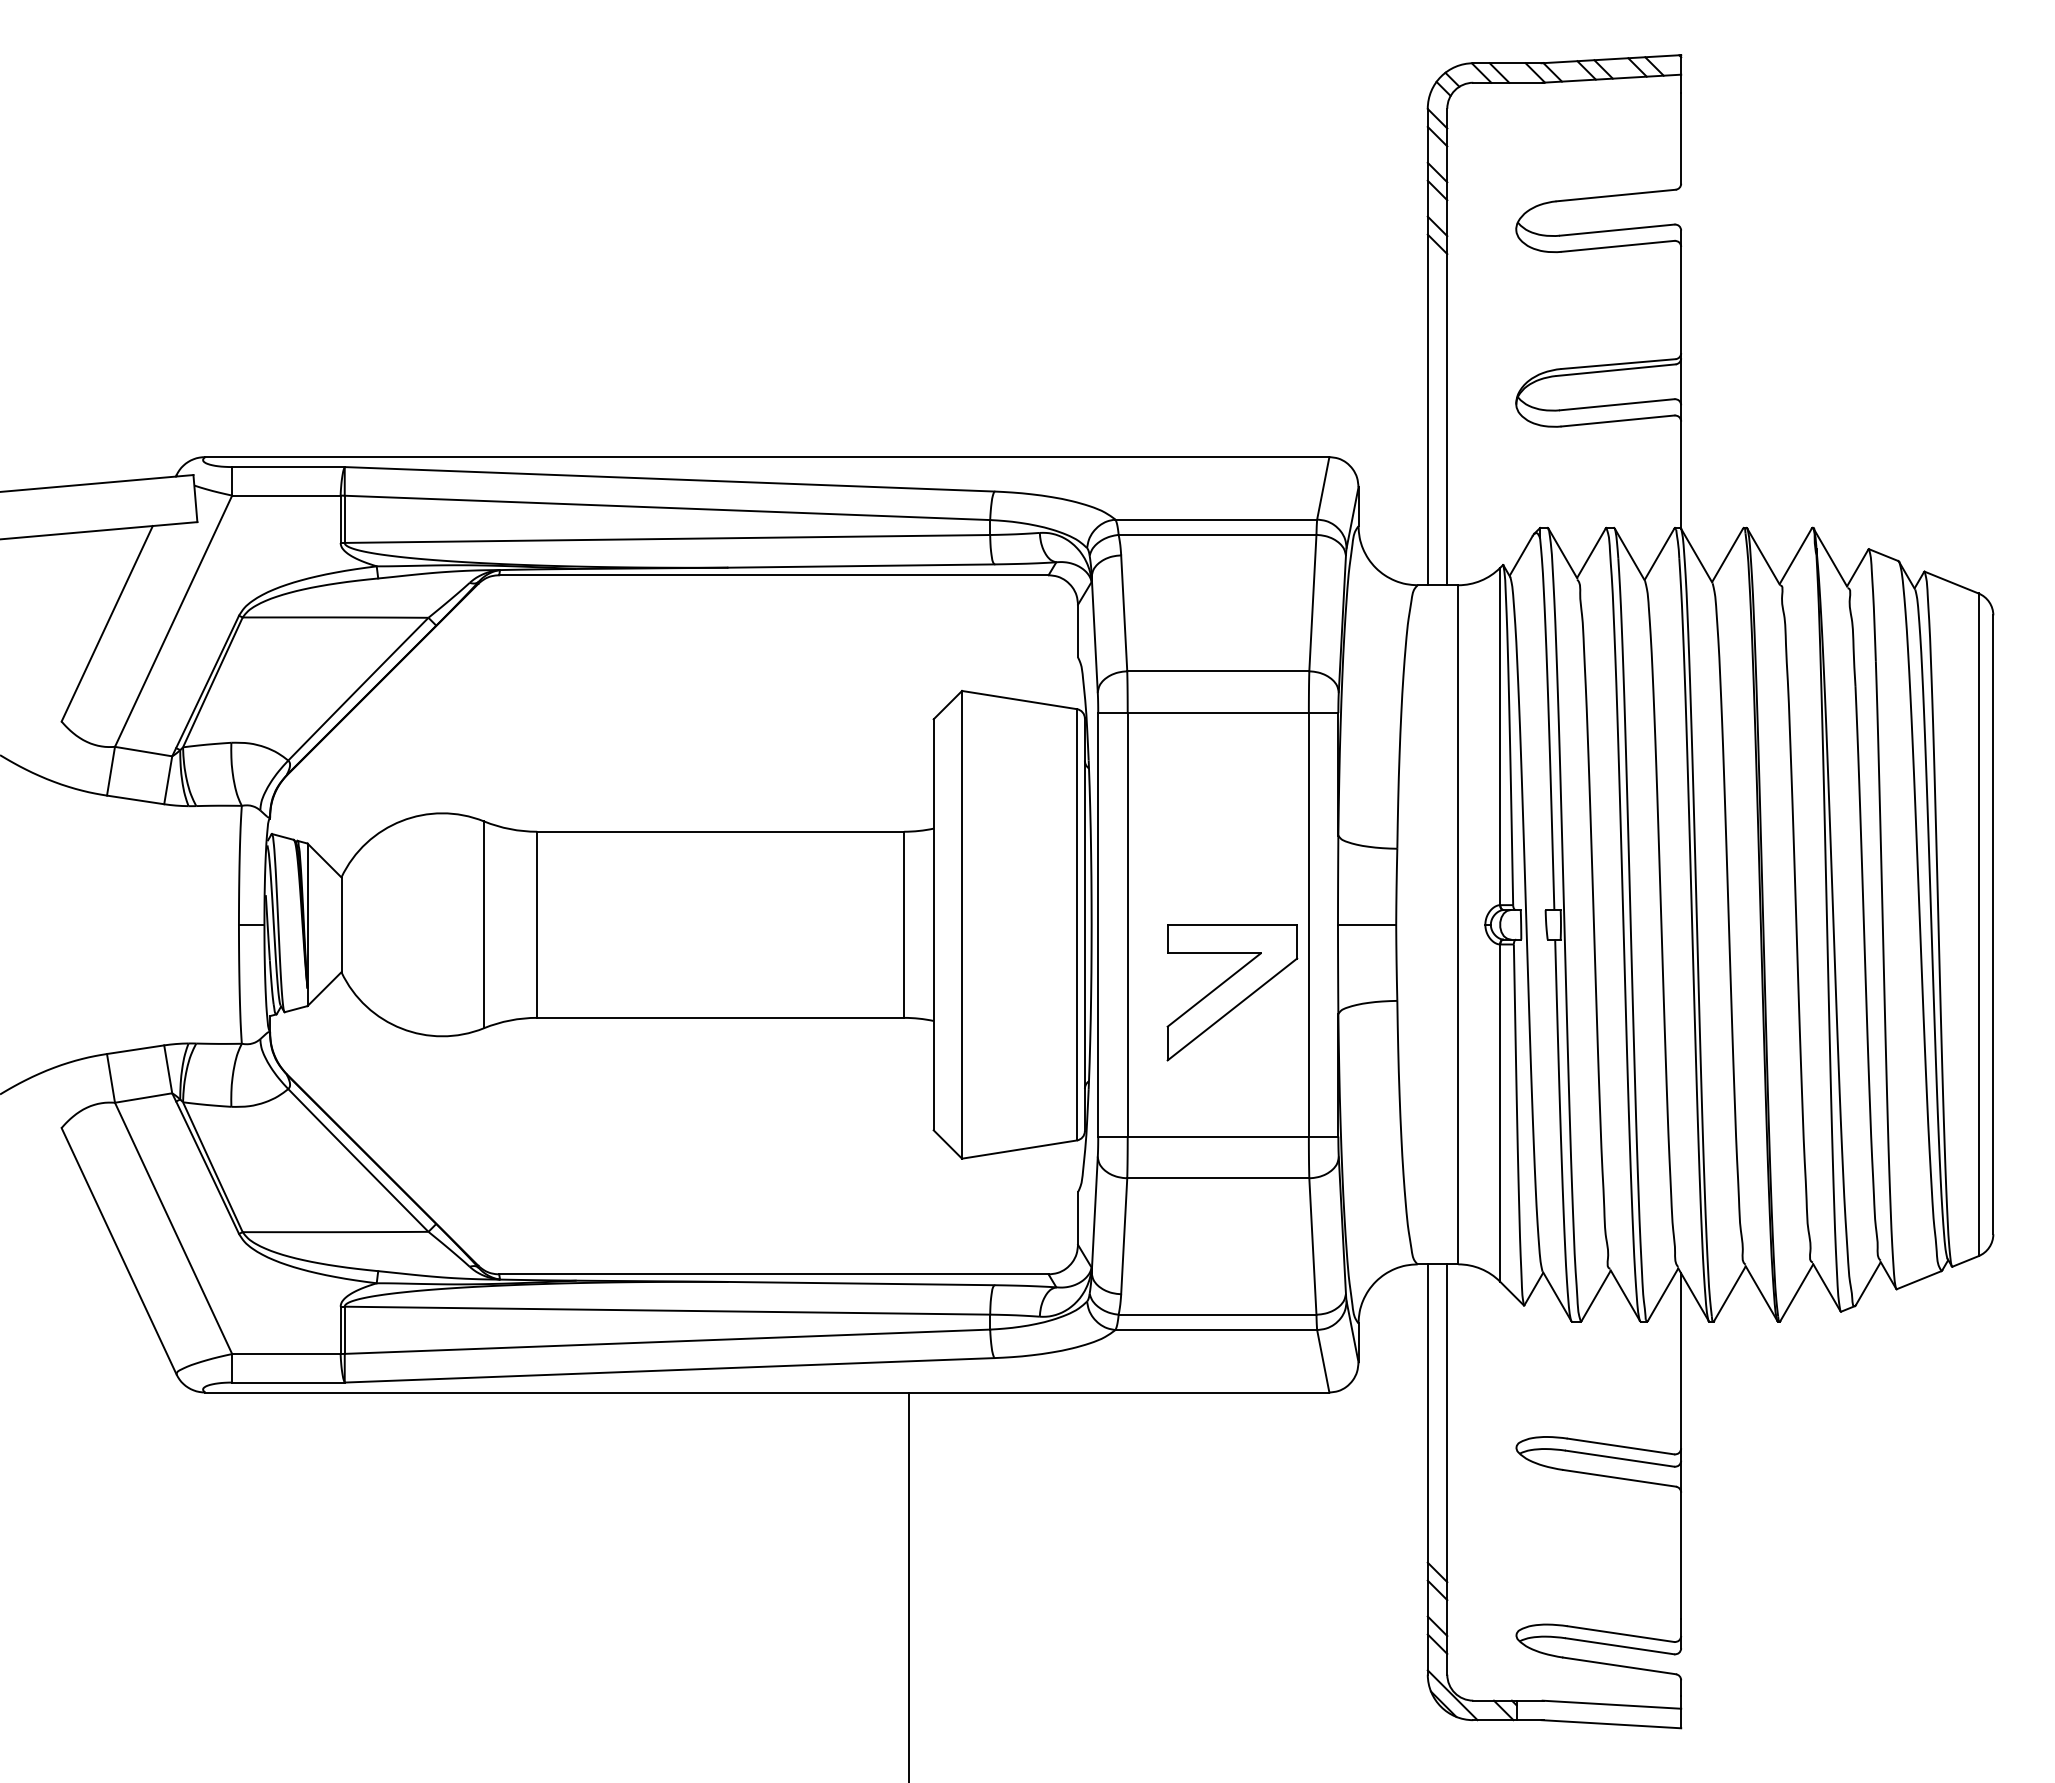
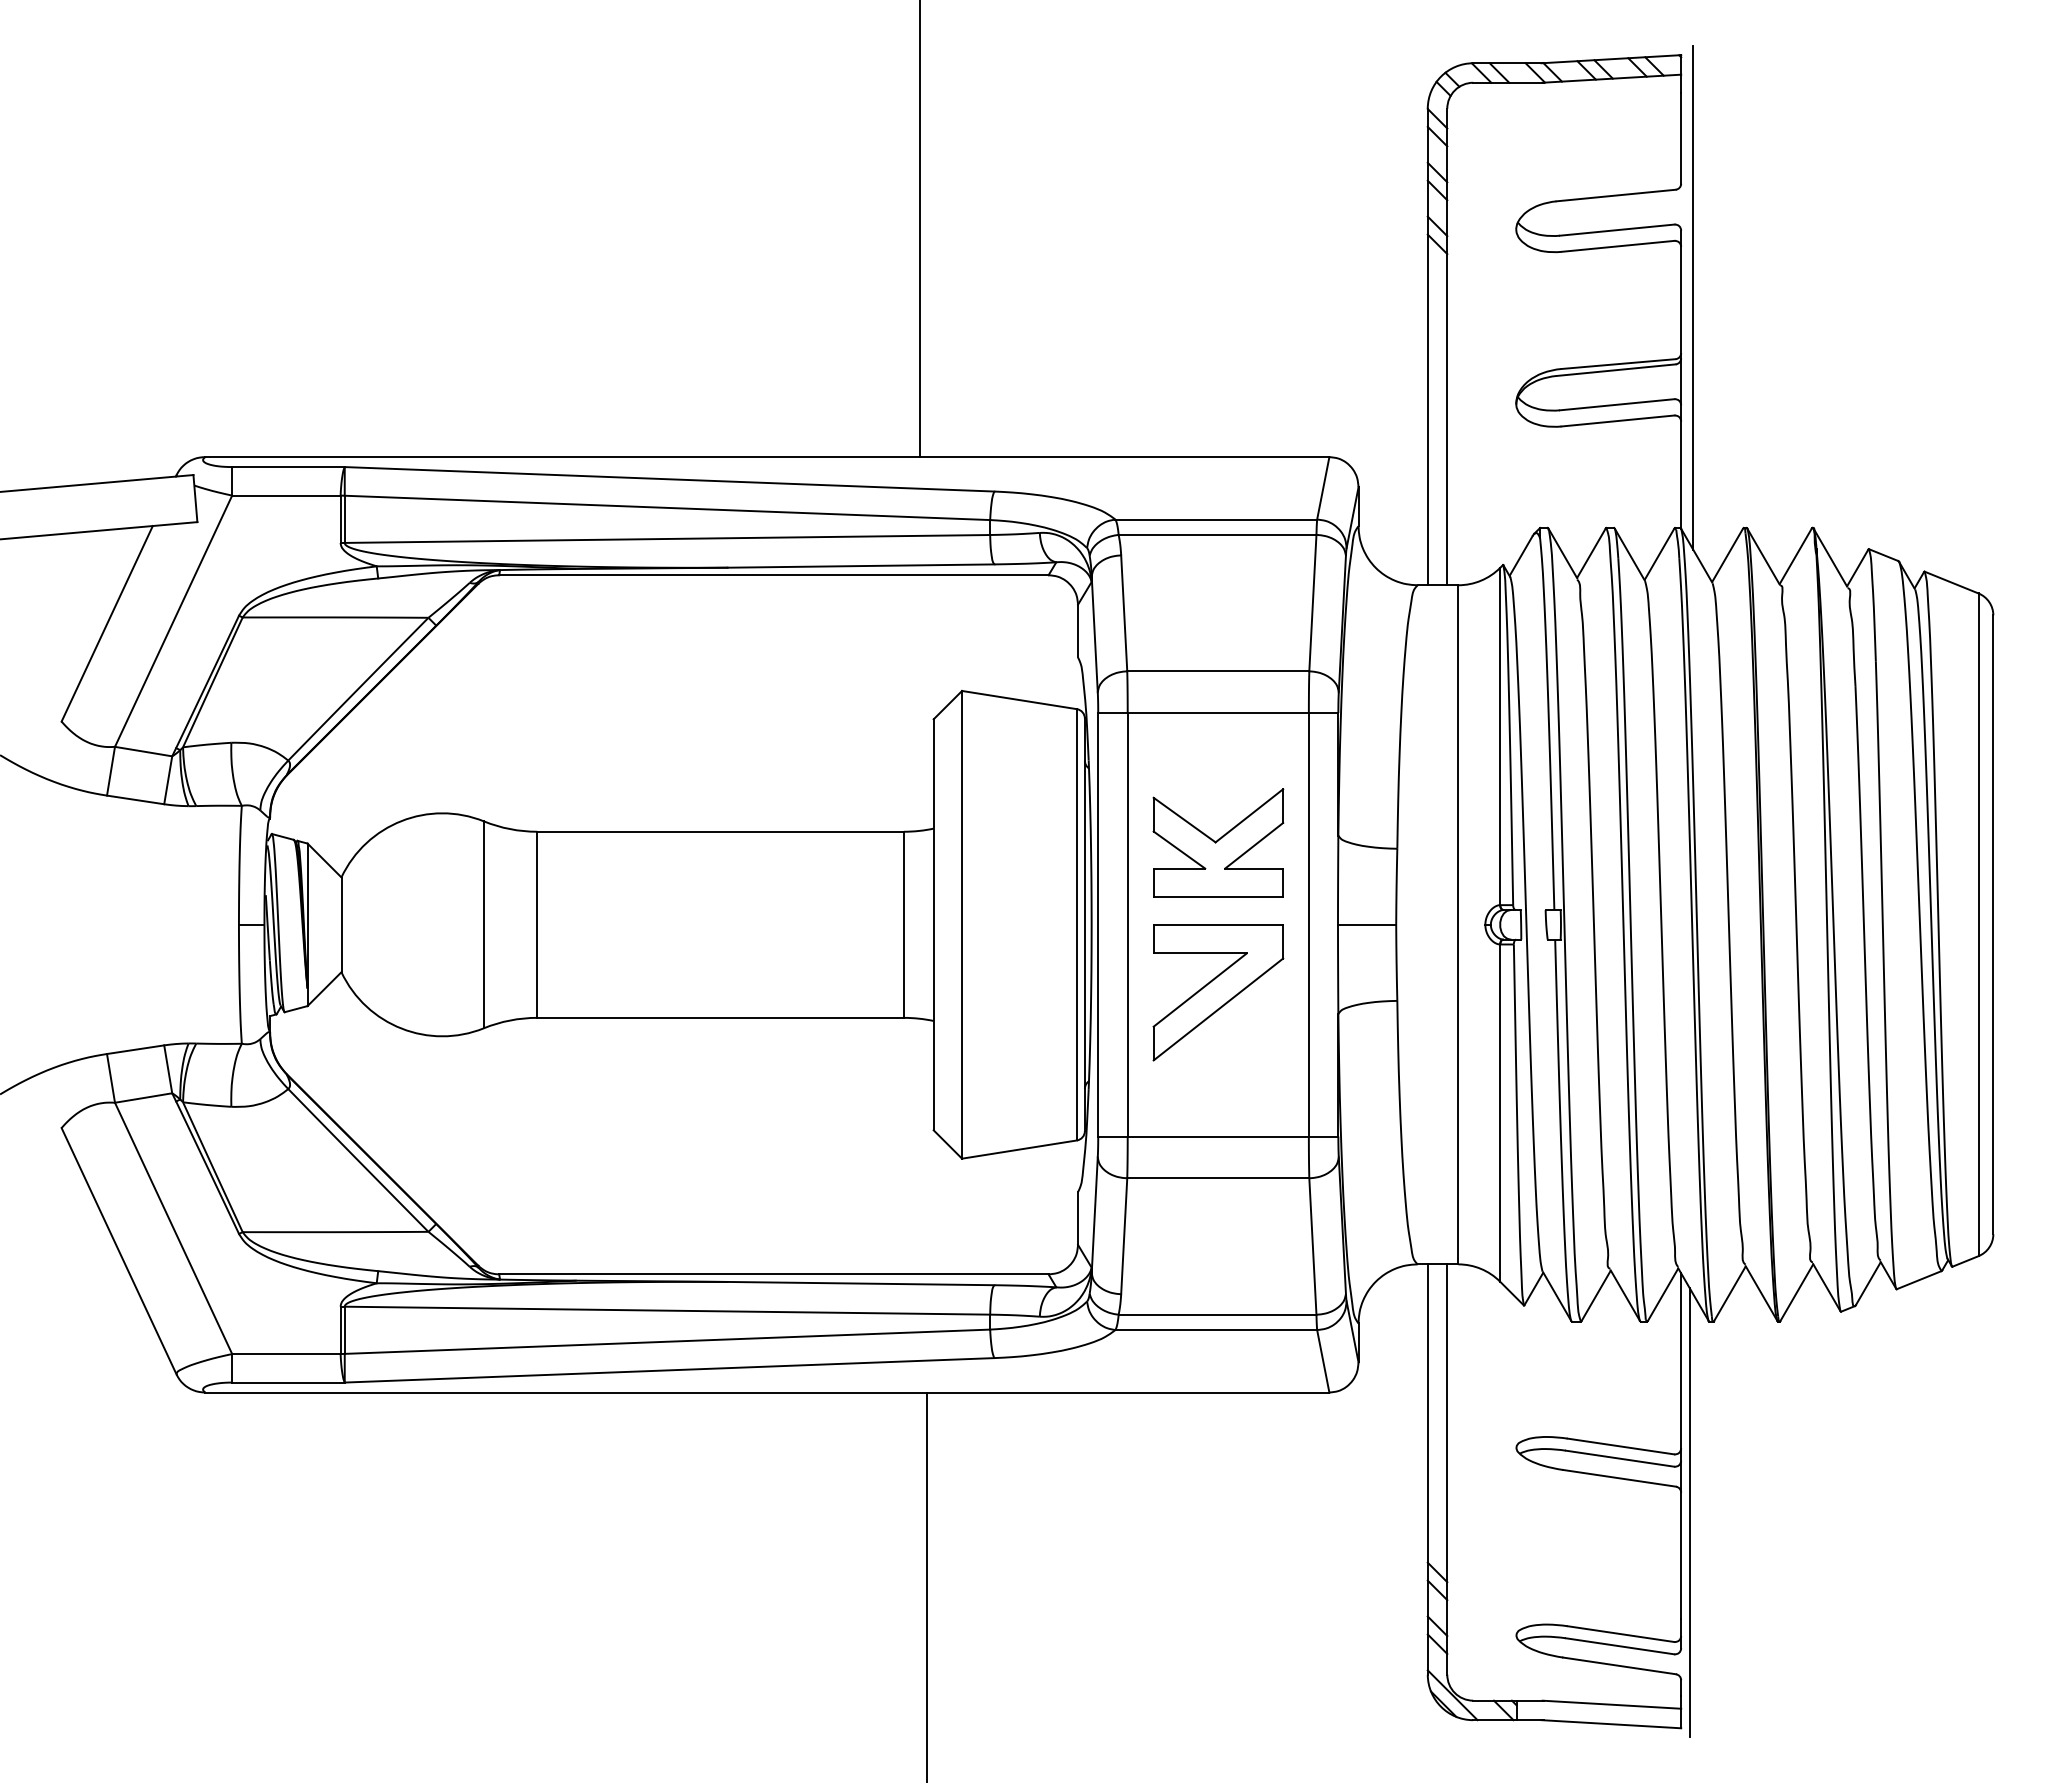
line: none -> present (919, 229)
line: none -> present (1693, 297)
part: none -> present (1218, 842)
part position: (1232, 992) -> (1218, 992) (1218, 992)
line: none -> present (1689, 1512)
line position: (908, 1585) -> (926, 1585) (926, 1585)
